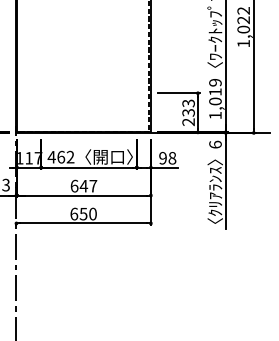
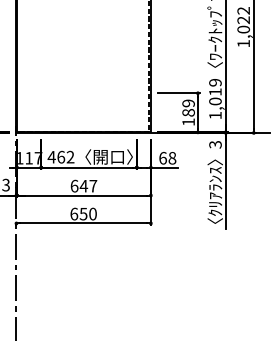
text: 233 -> 189 (188, 112)
text: 6 -> 3 (215, 144)
text: 98 -> 68 (162, 157)
